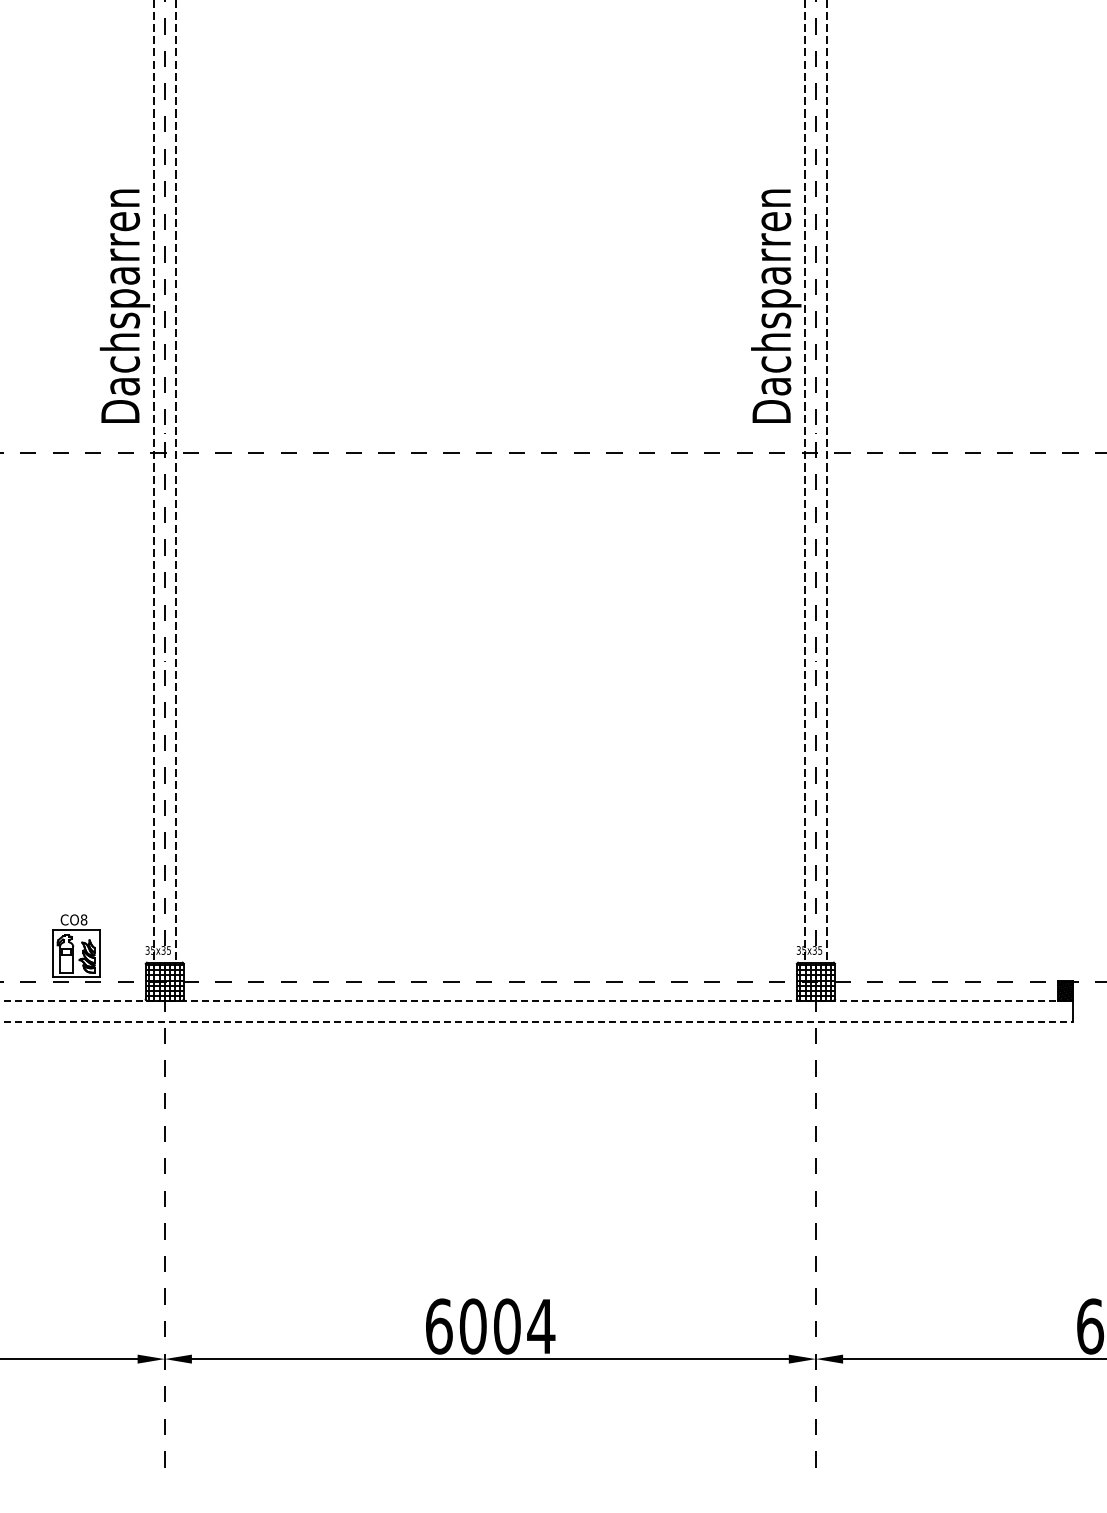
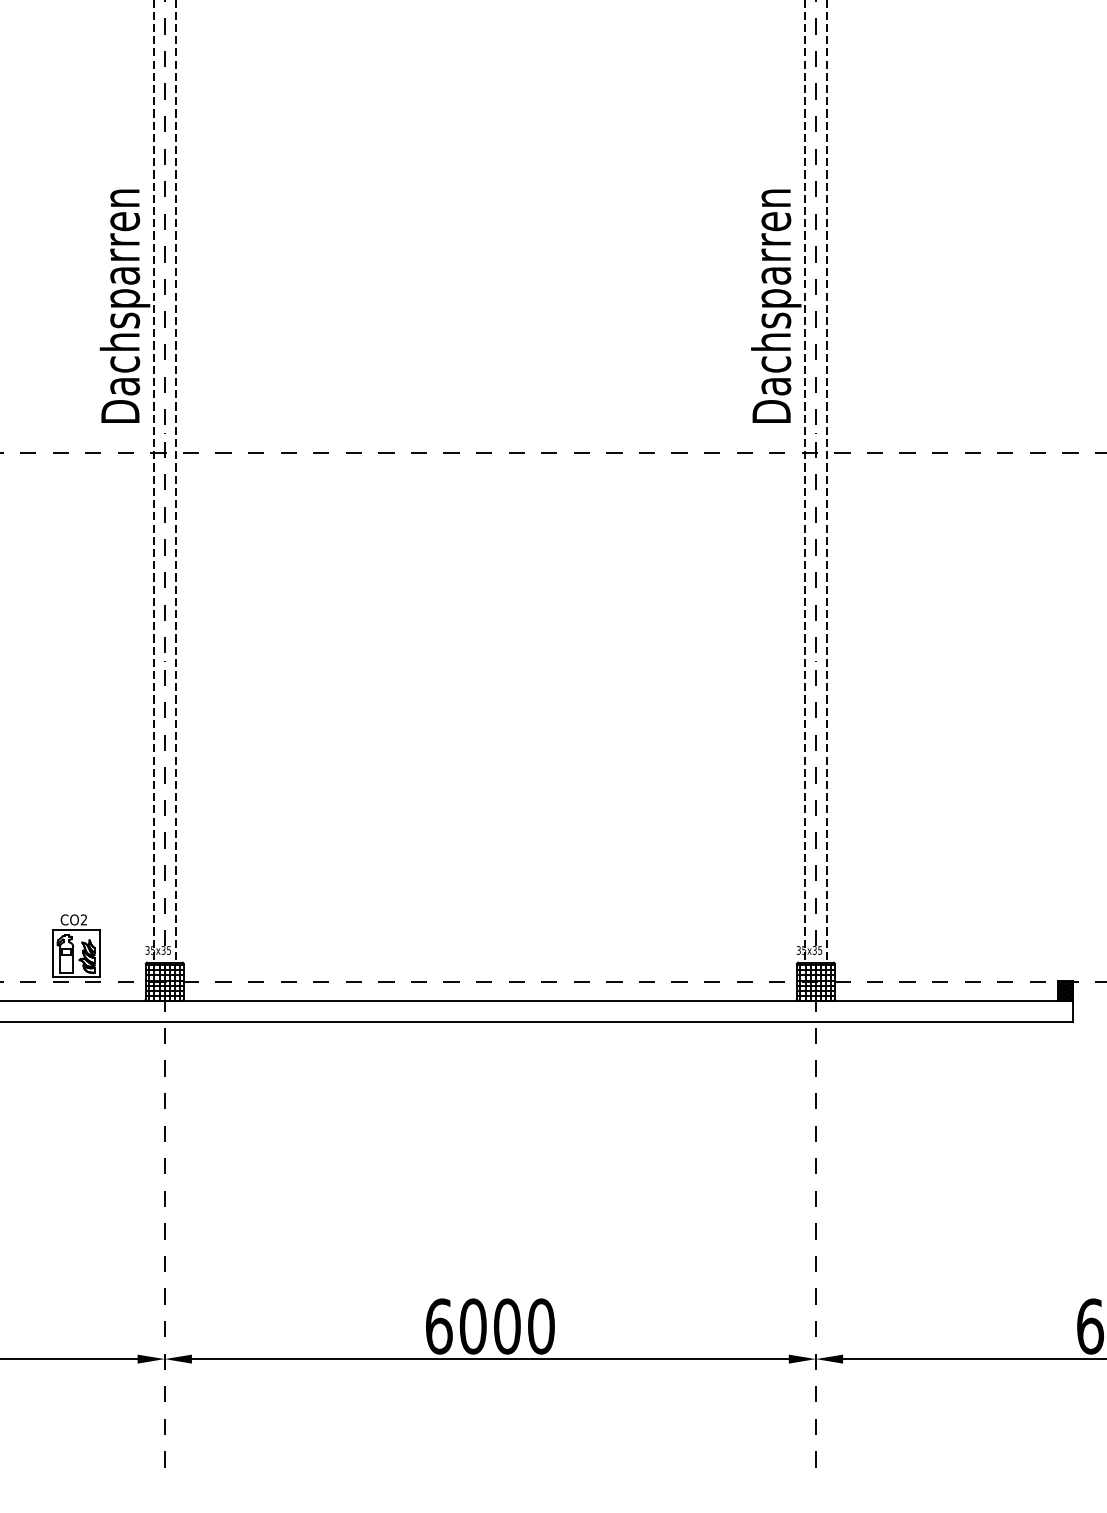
text: CO8 -> CO2 (83, 919)
line: dashed -> solid (537, 1000)
line: dashed -> solid (537, 1022)
text: 6004 -> 6000 (541, 1326)
